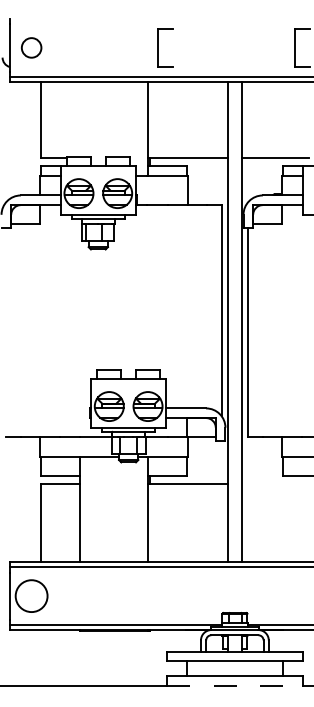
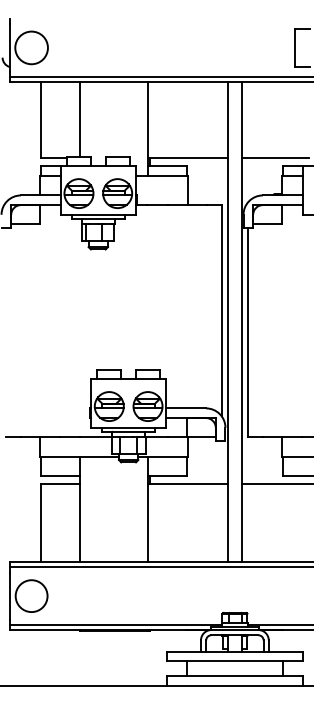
circle diameter: 20 px -> 33 px (31, 47)
part: present -> none (158, 47)
line: none -> present (79, 118)
line: none -> present (276, 484)
line: dashed -> solid (234, 685)
